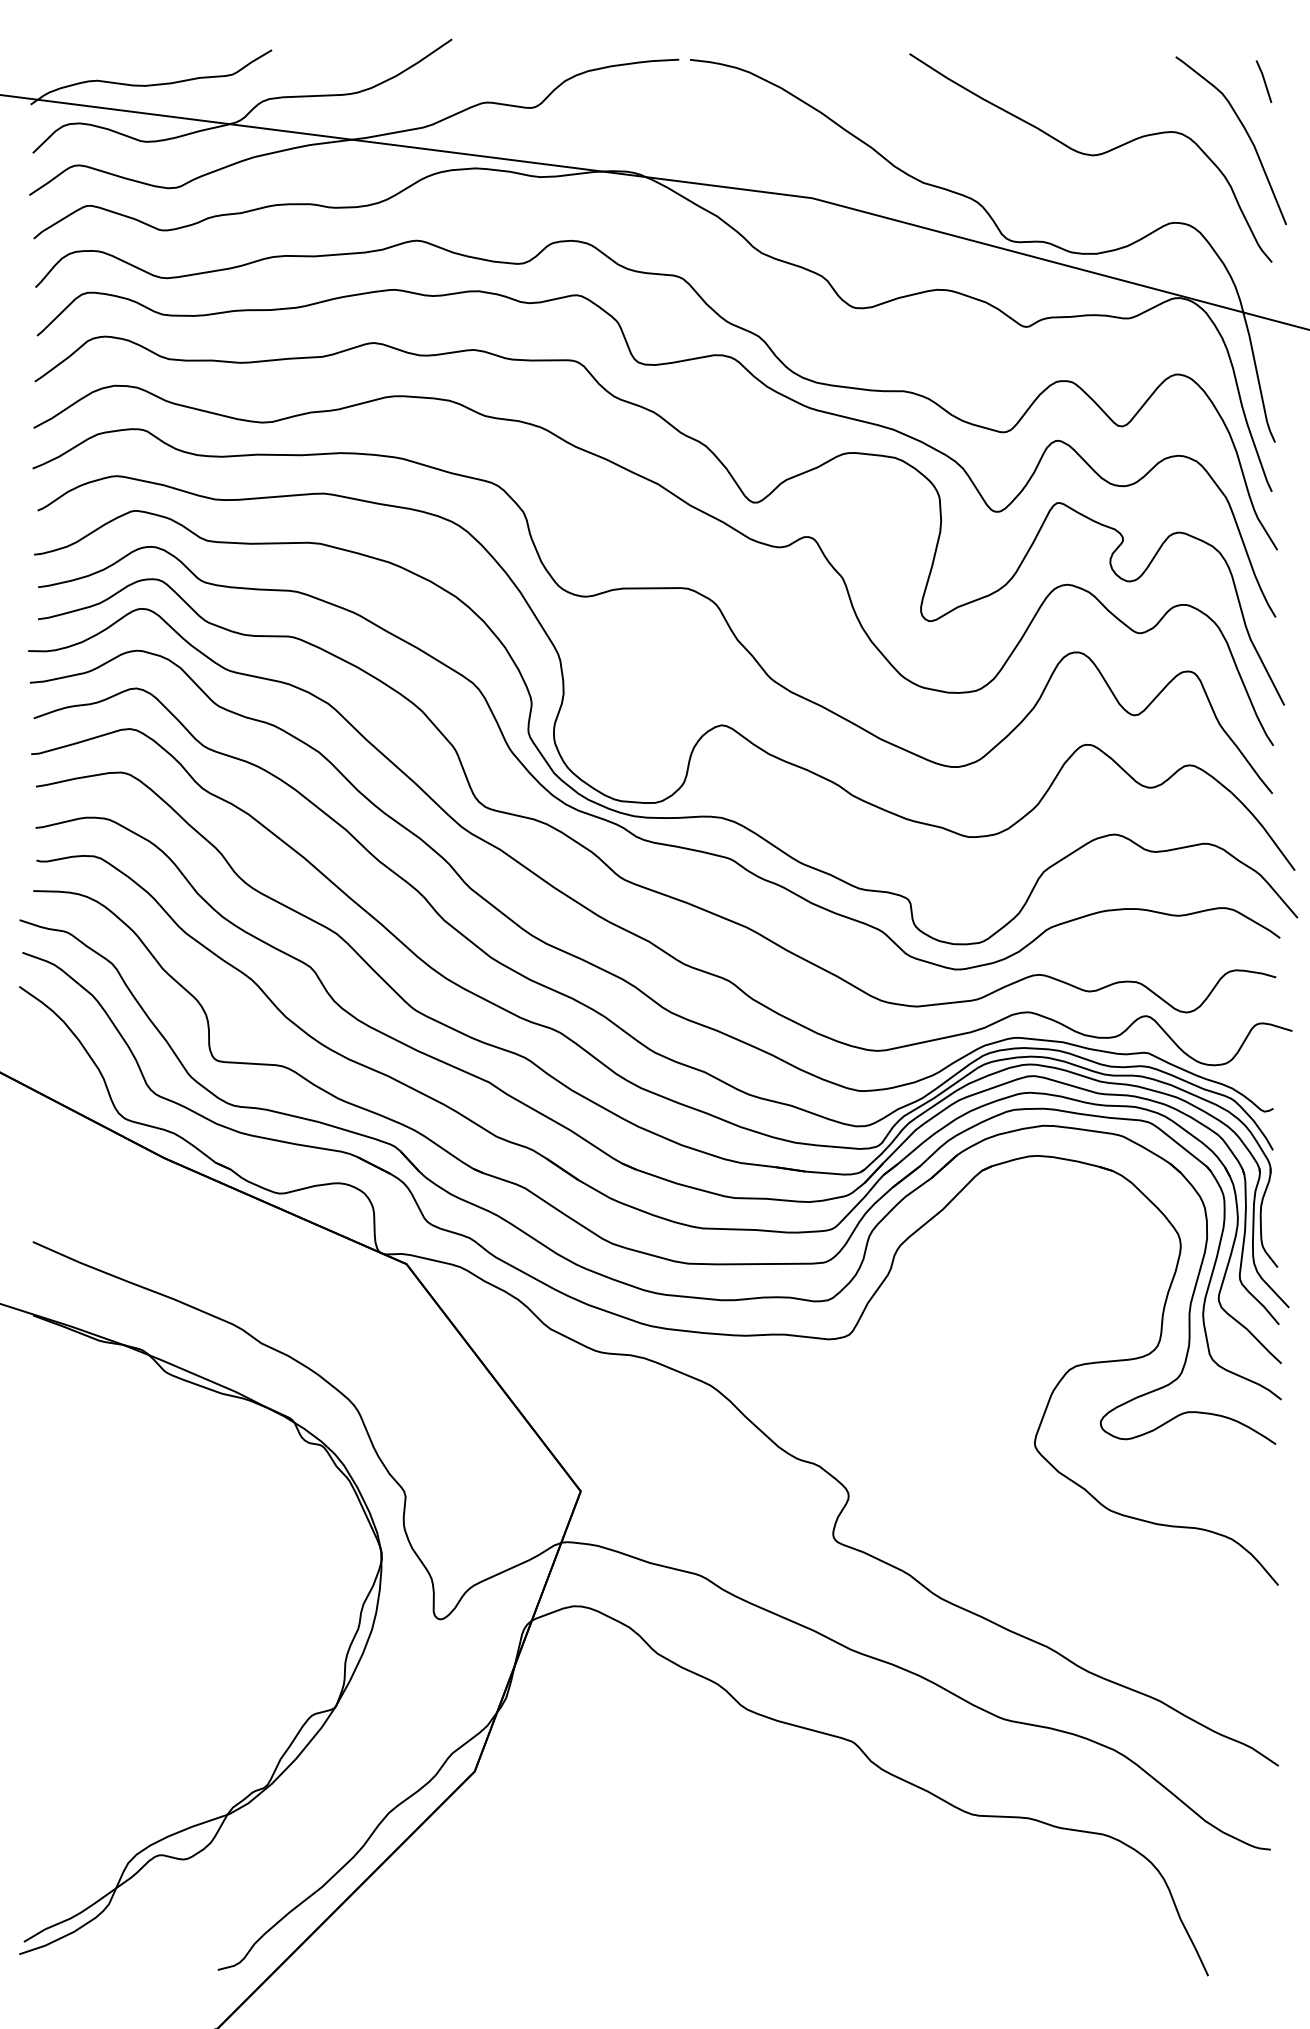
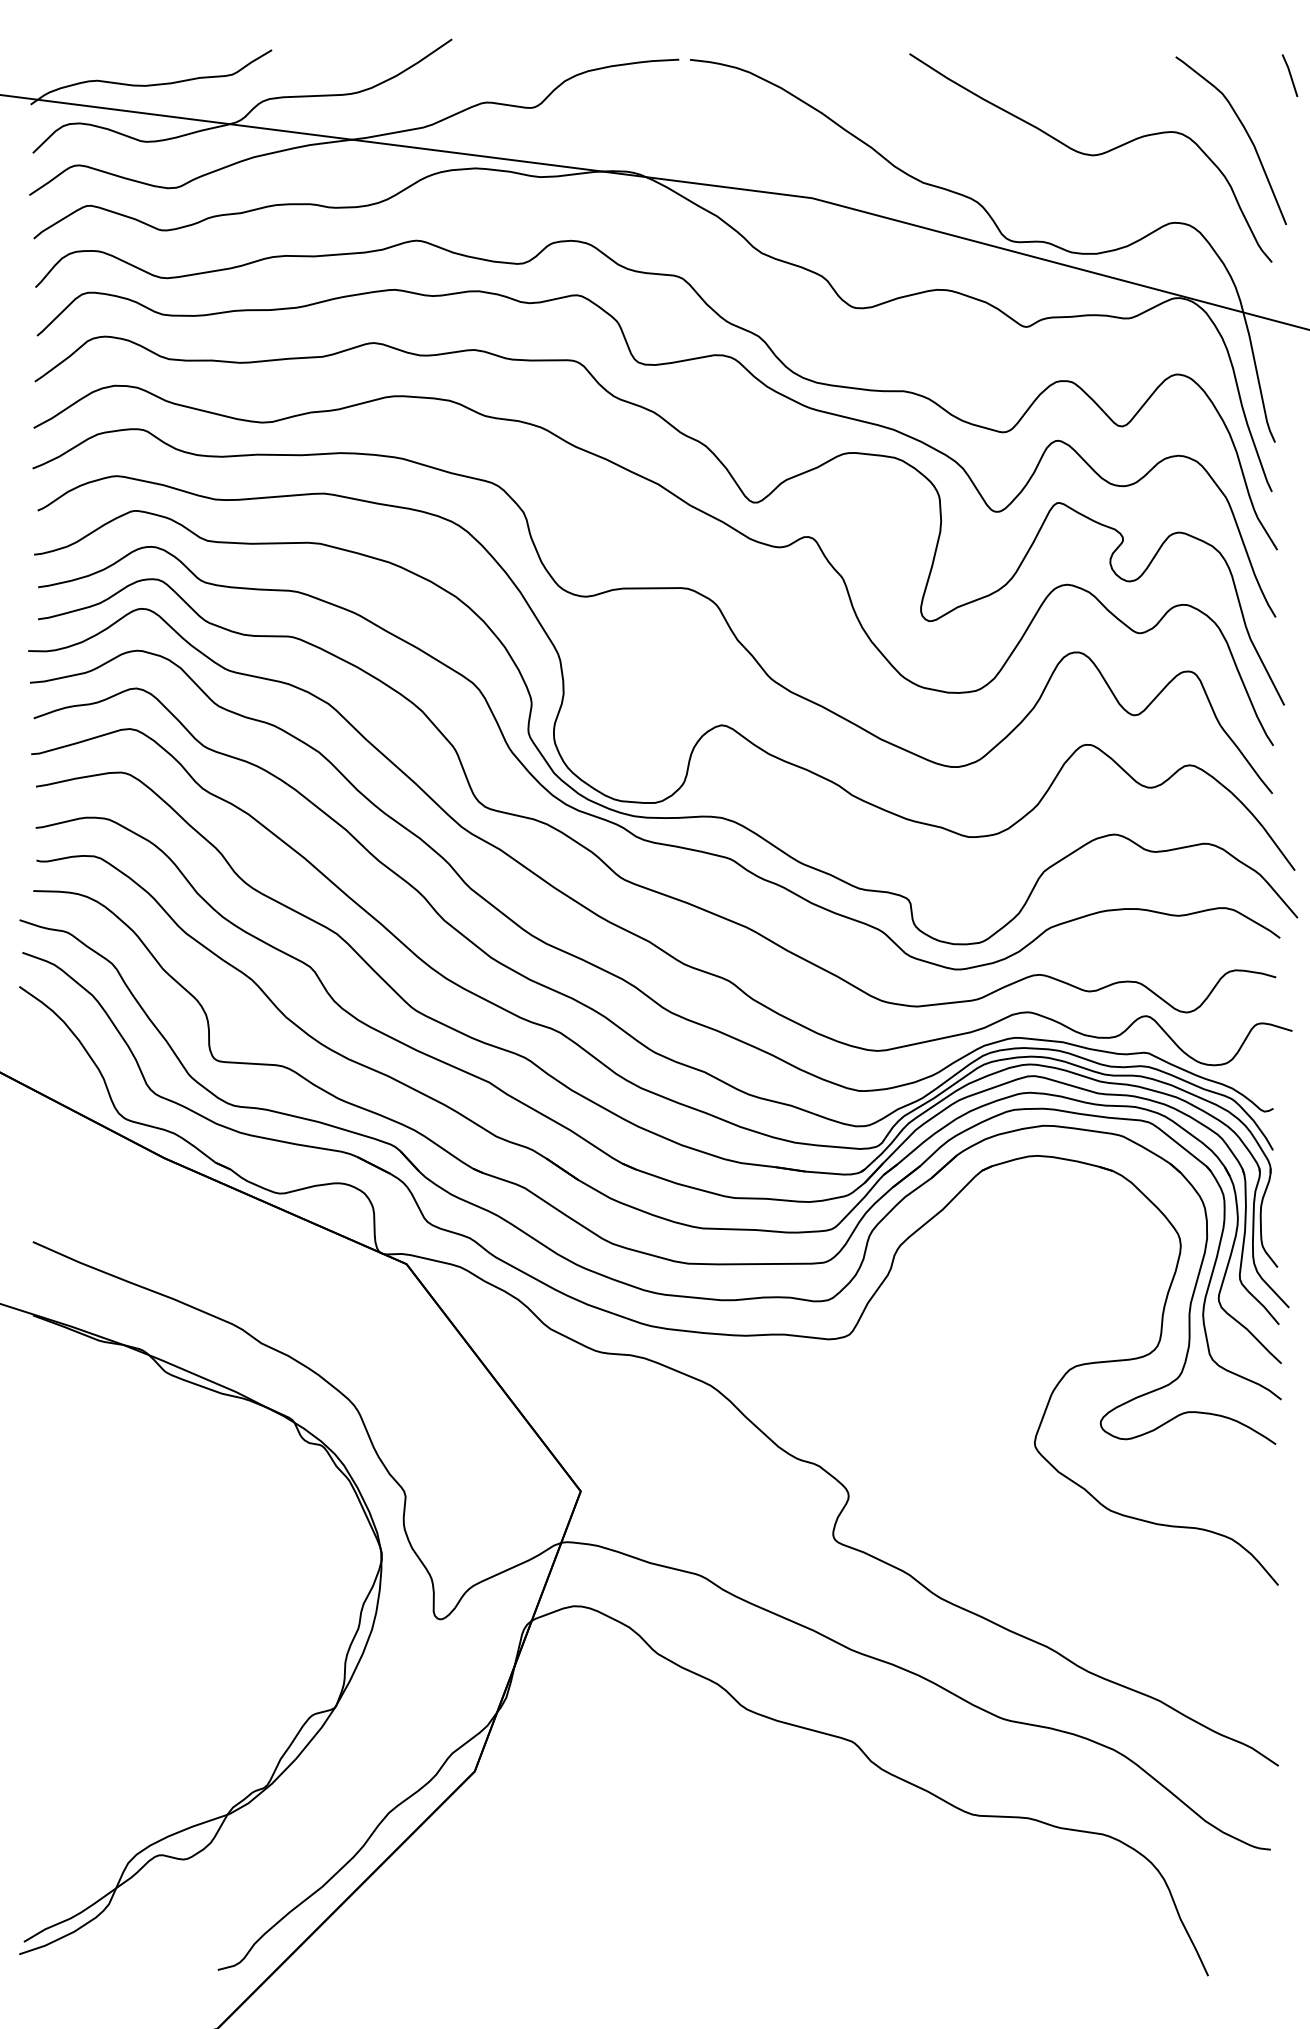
line position: (1263, 81) -> (1289, 75) (1289, 75)
